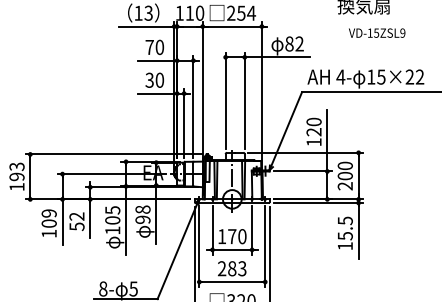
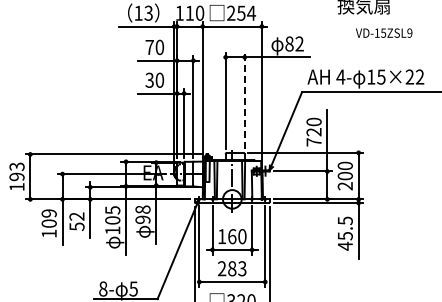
text position: (377, 32) -> (384, 32) (384, 32)
line: solid -> dashed (244, 100)
text: 120 -> 720 (313, 142)
text: 170 -> 160 (232, 236)
text: 15.5 -> 45.5 (345, 245)
